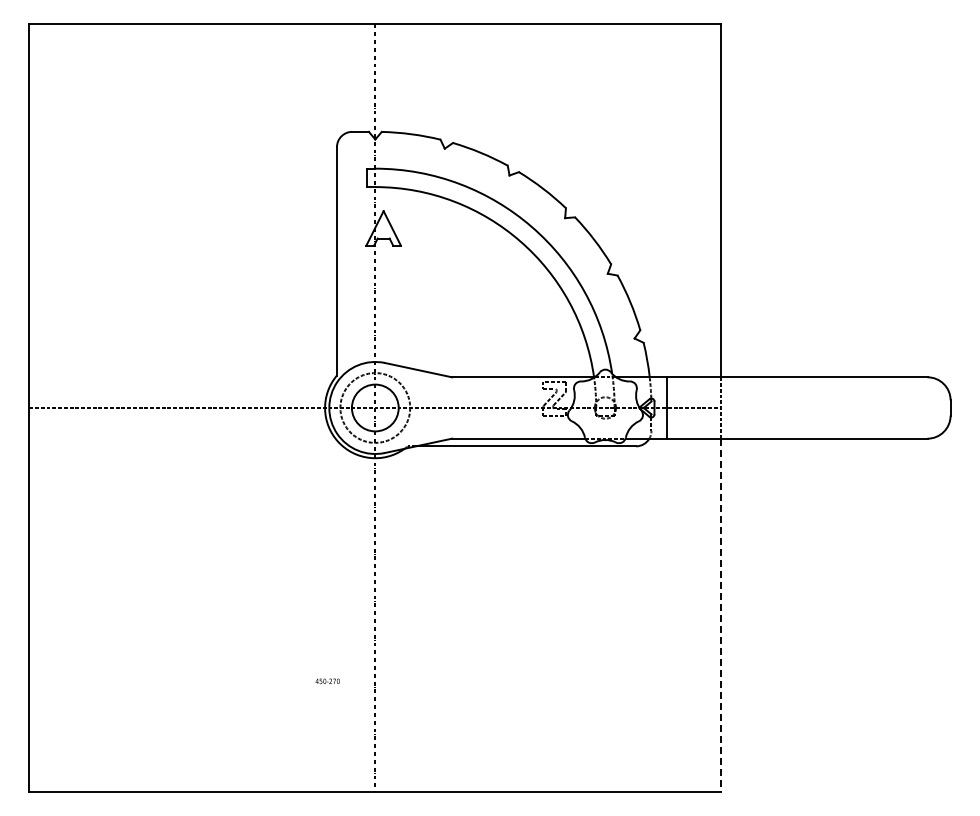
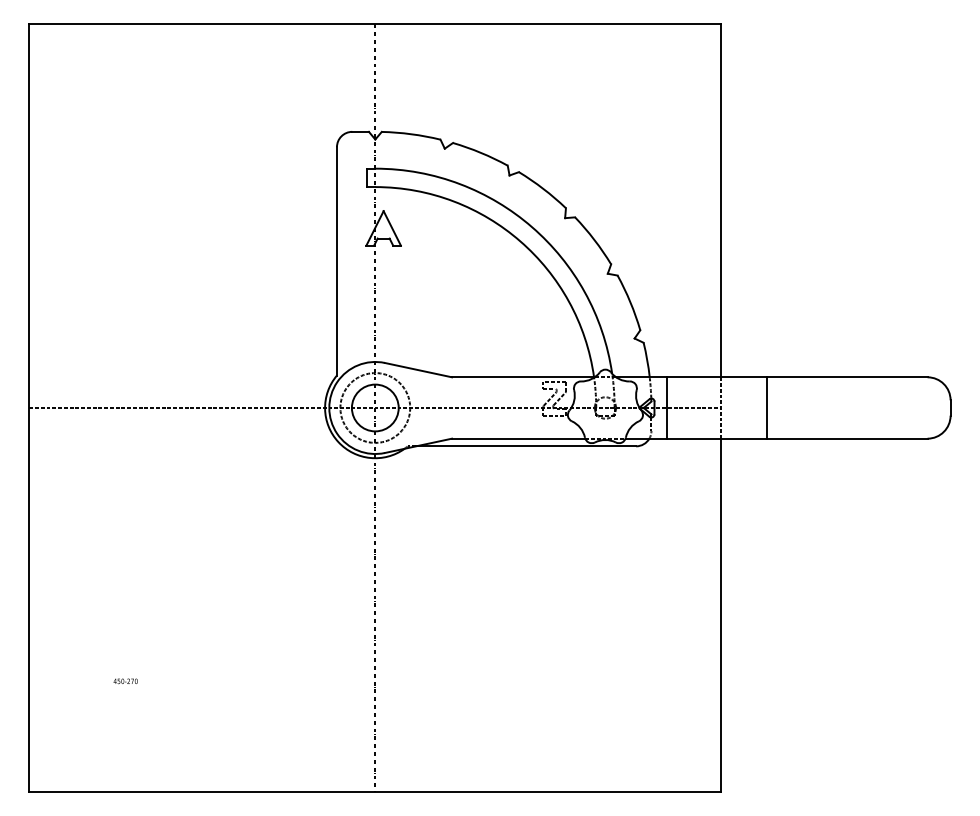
line: none -> present (766, 407)
line: dashed -> solid (721, 615)
text position: (327, 681) -> (125, 681) (125, 681)
